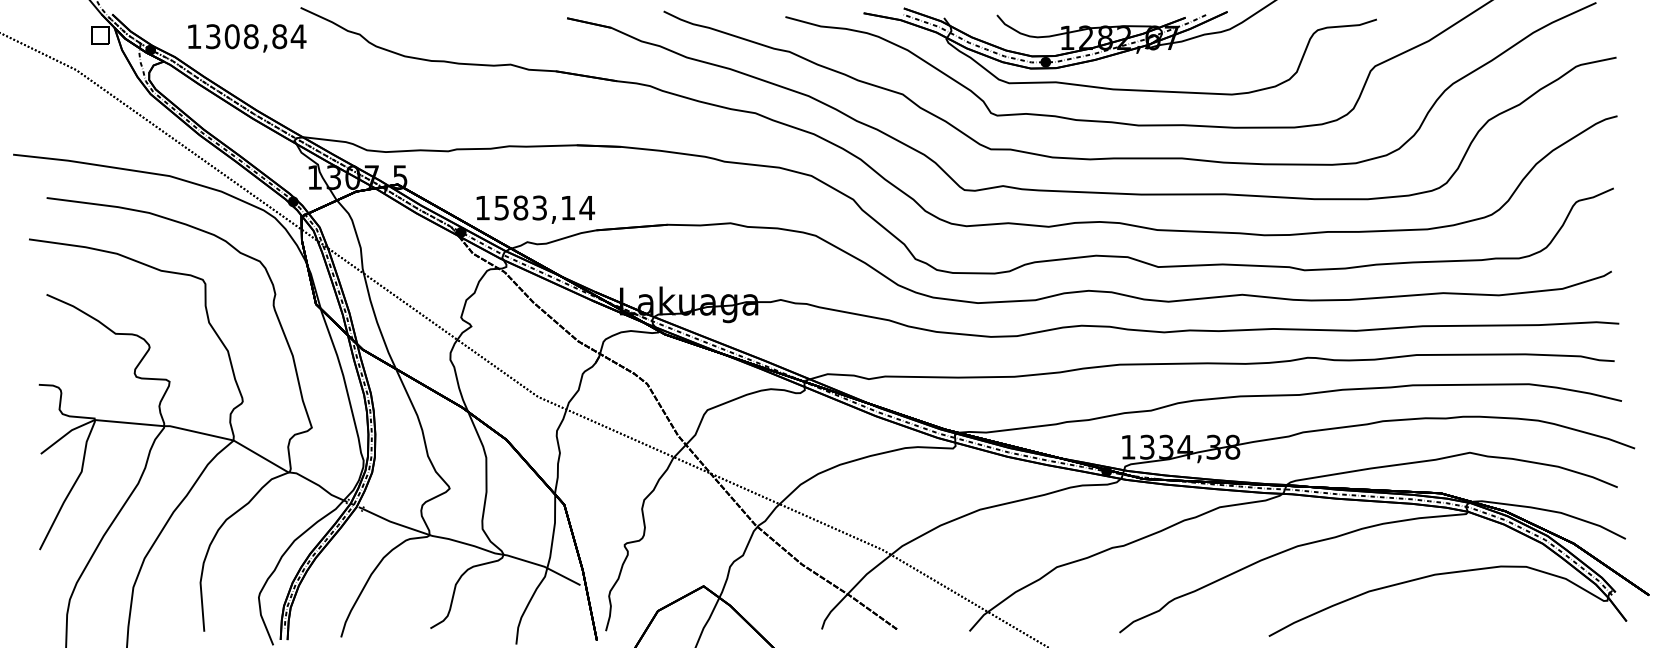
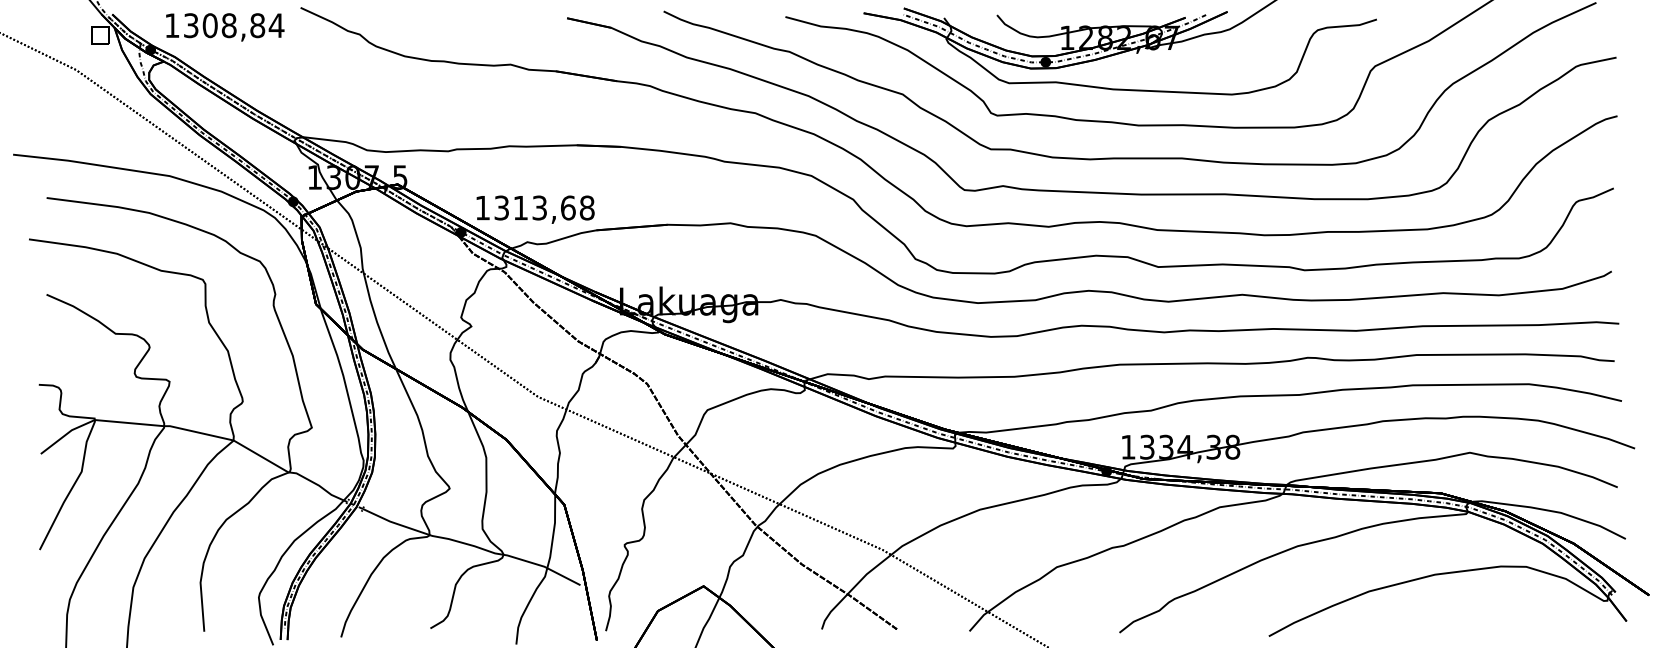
text position: (247, 38) -> (225, 27) (225, 27)
text: 1583,14 -> 1313,68 (545, 207)
